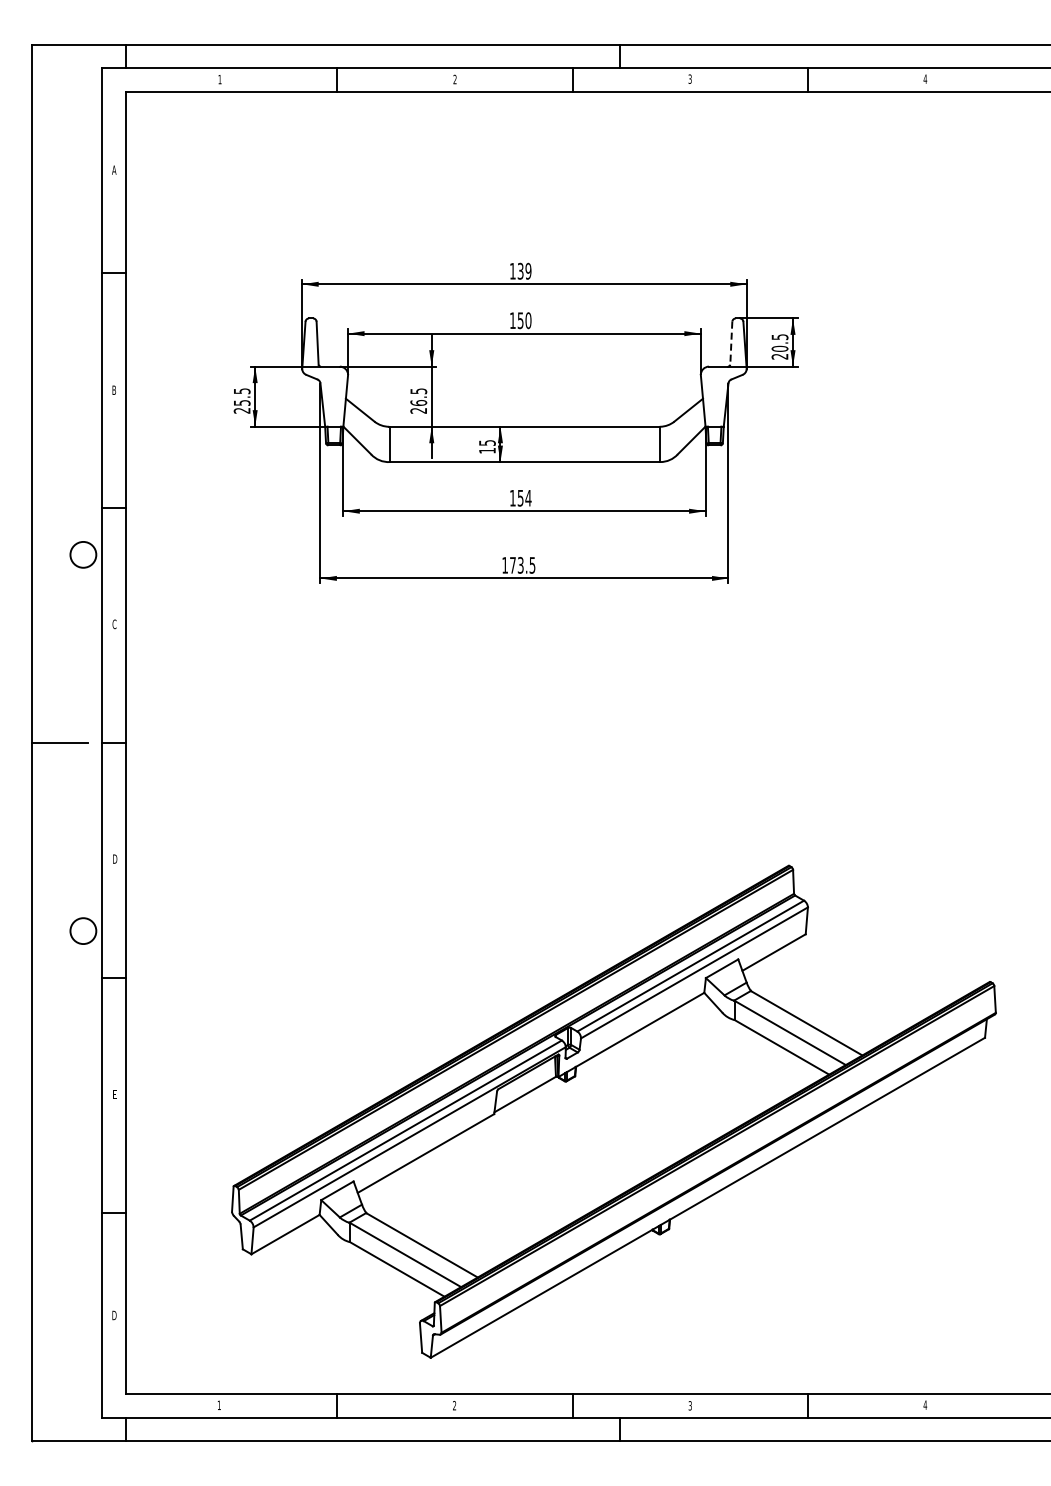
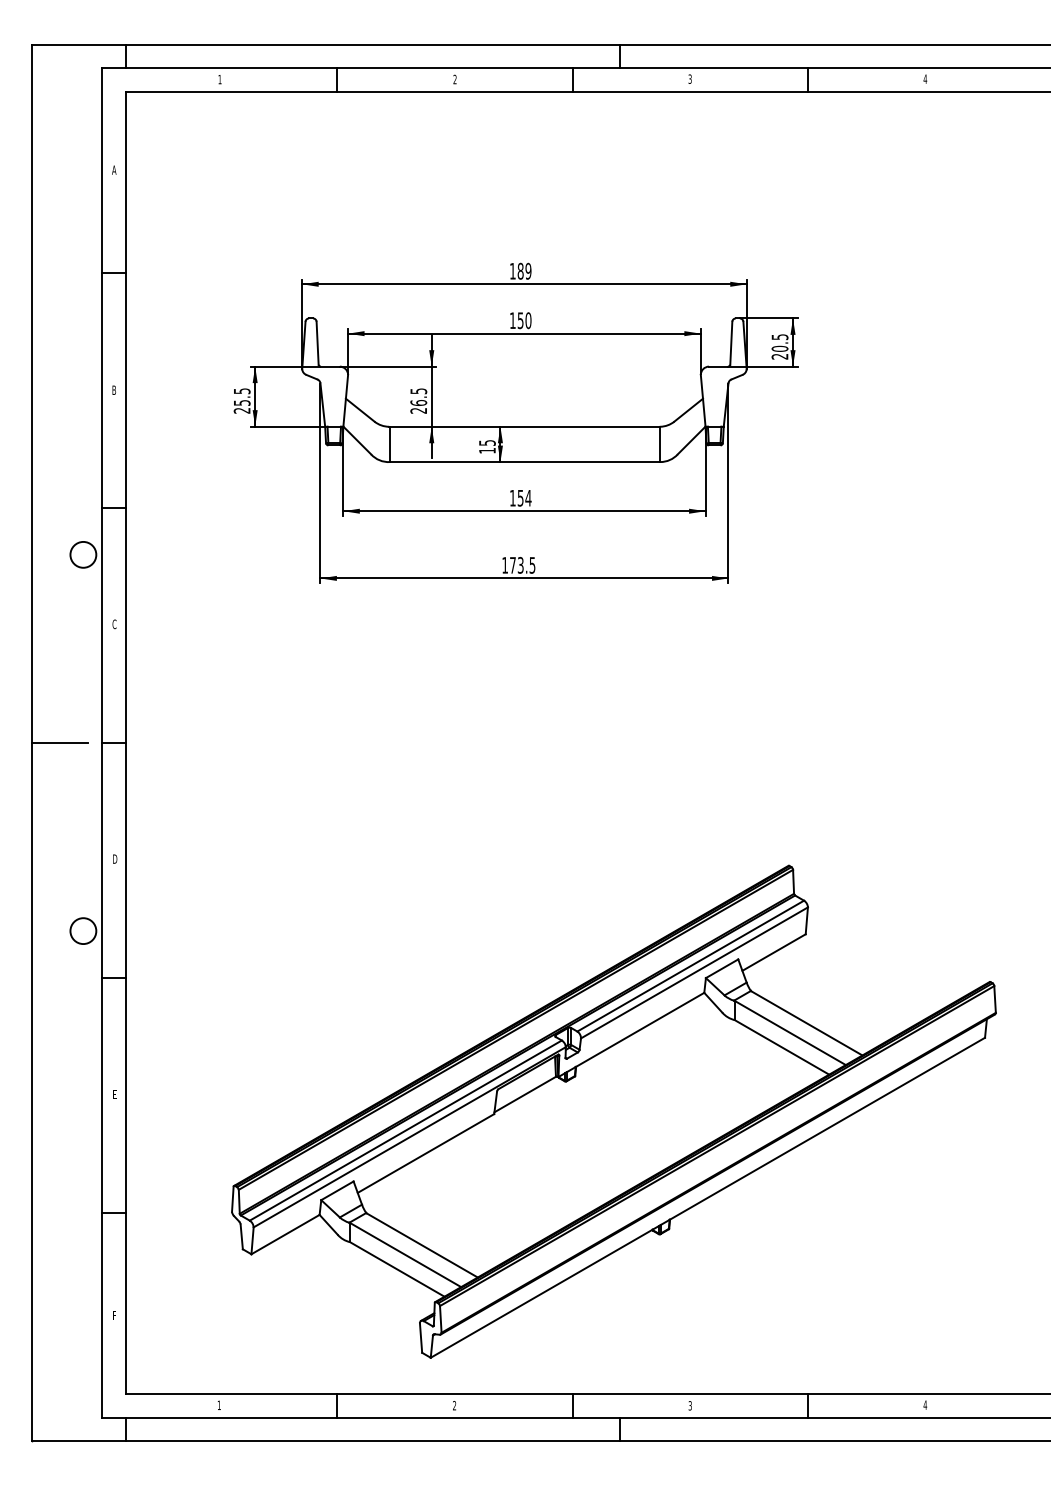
text: 139 -> 189 (520, 271)
line: dashed -> solid (731, 343)
text: D -> F (114, 1315)
